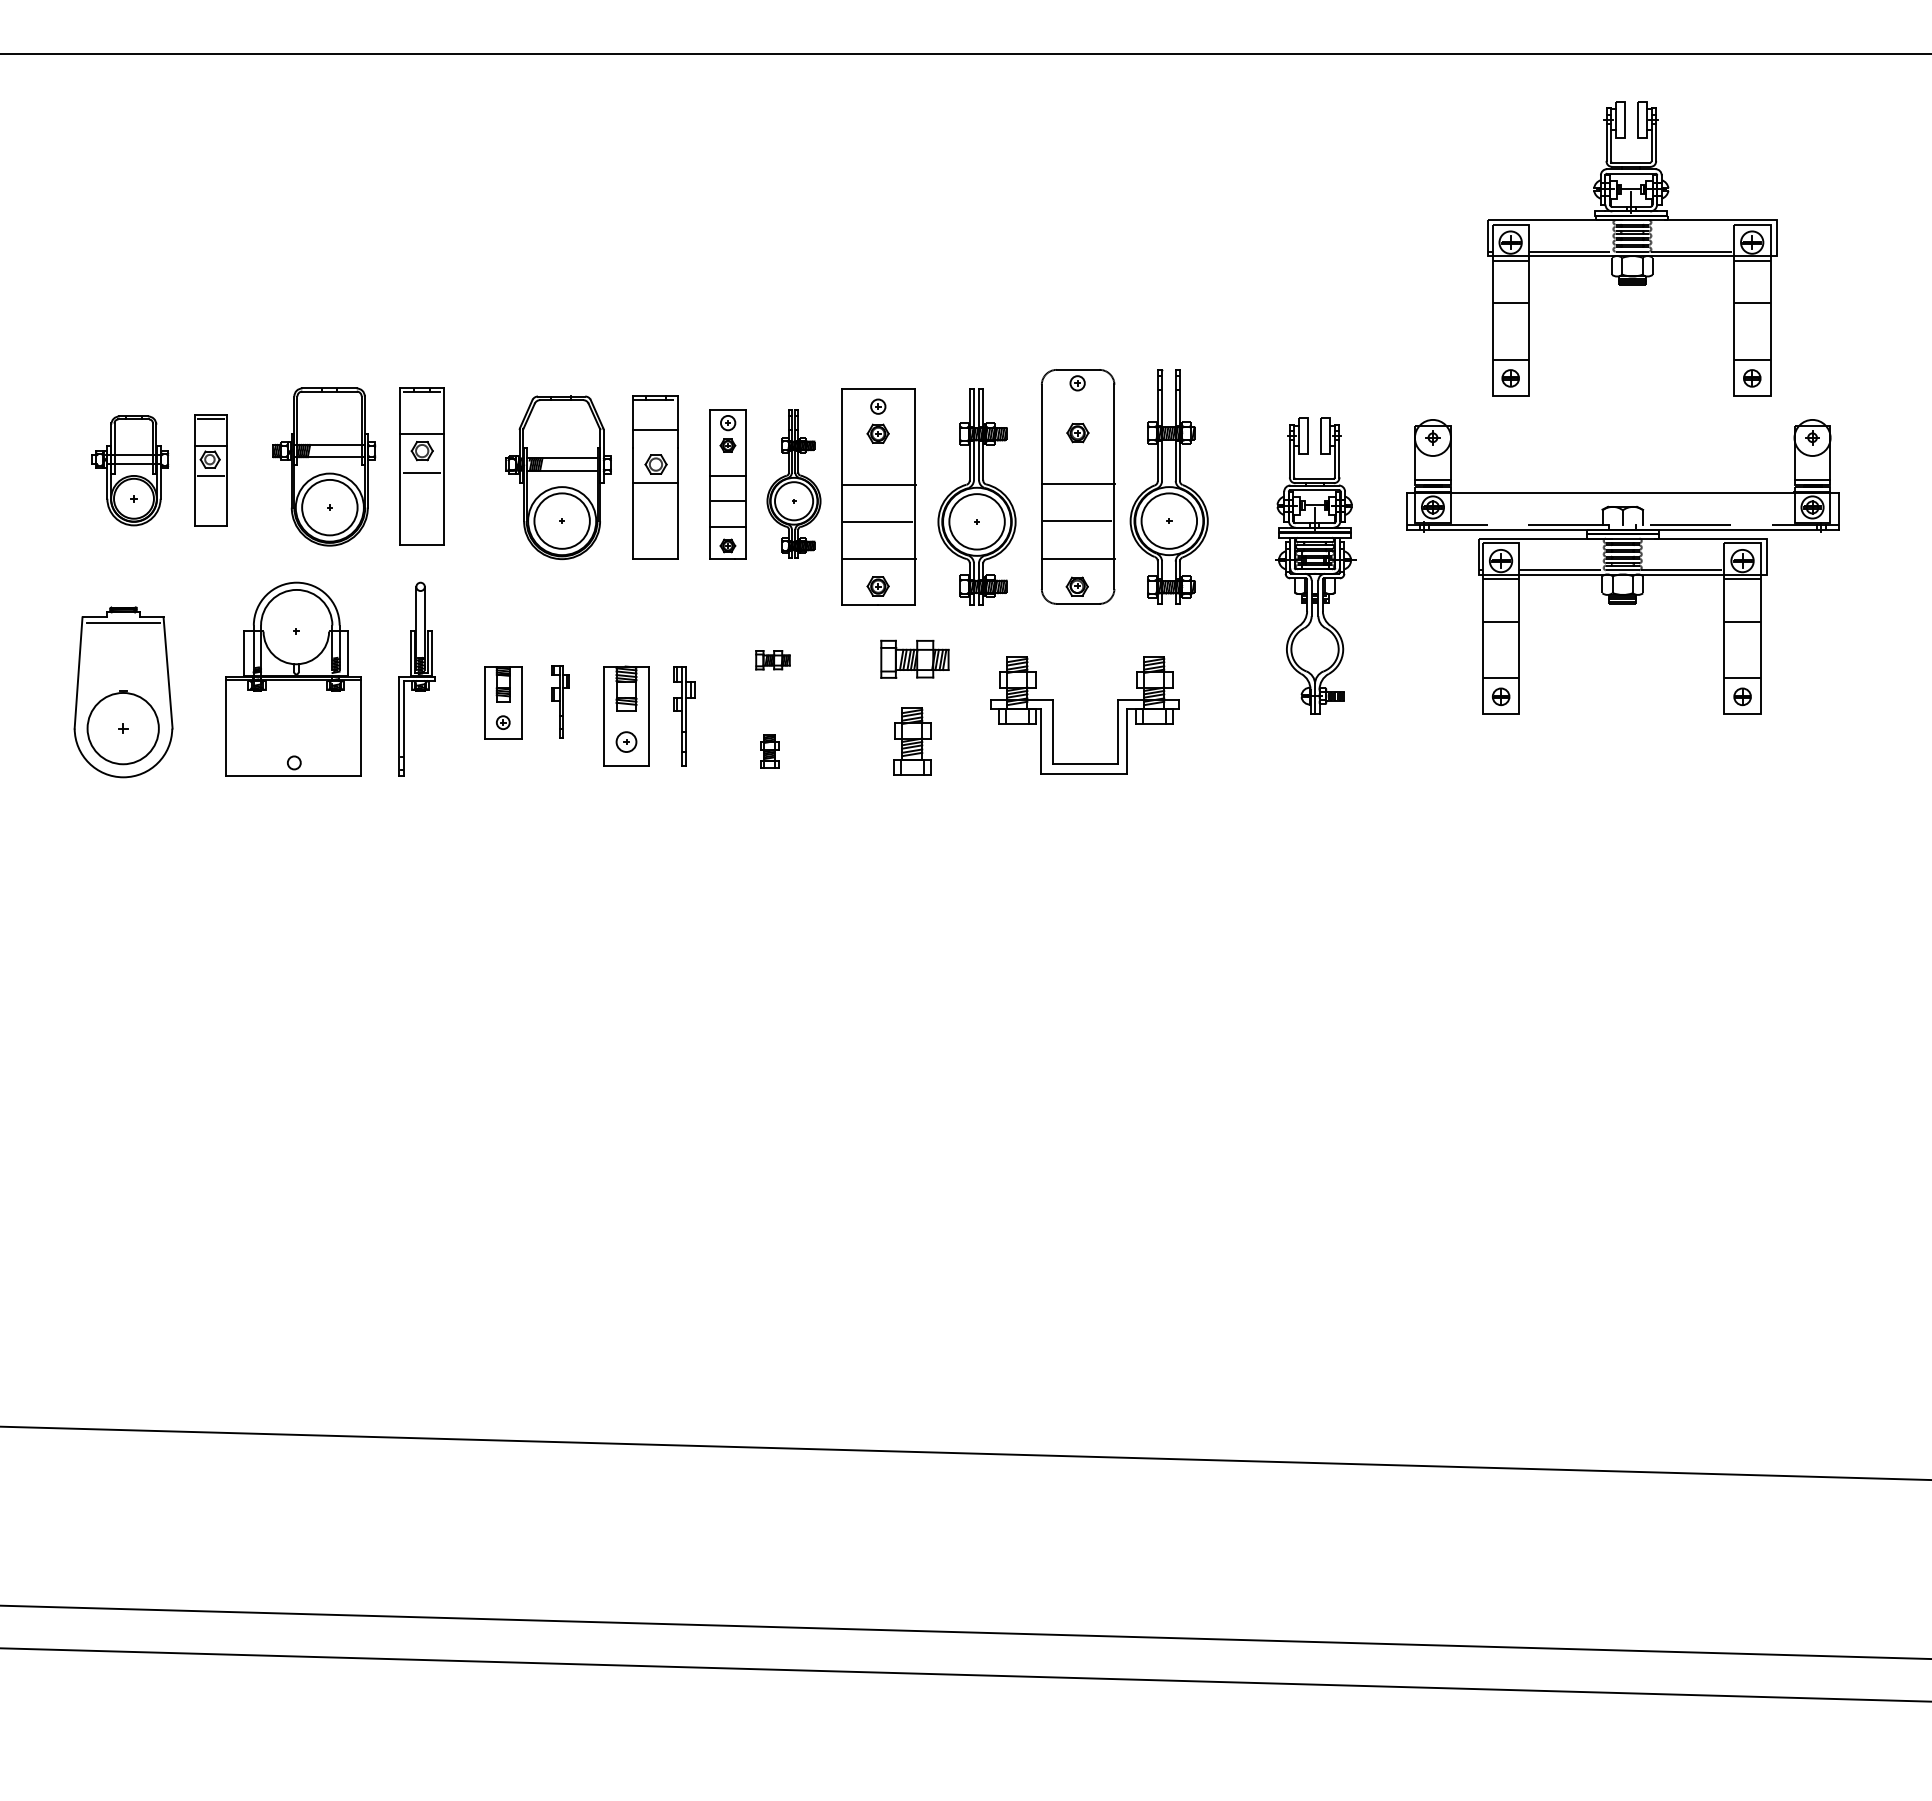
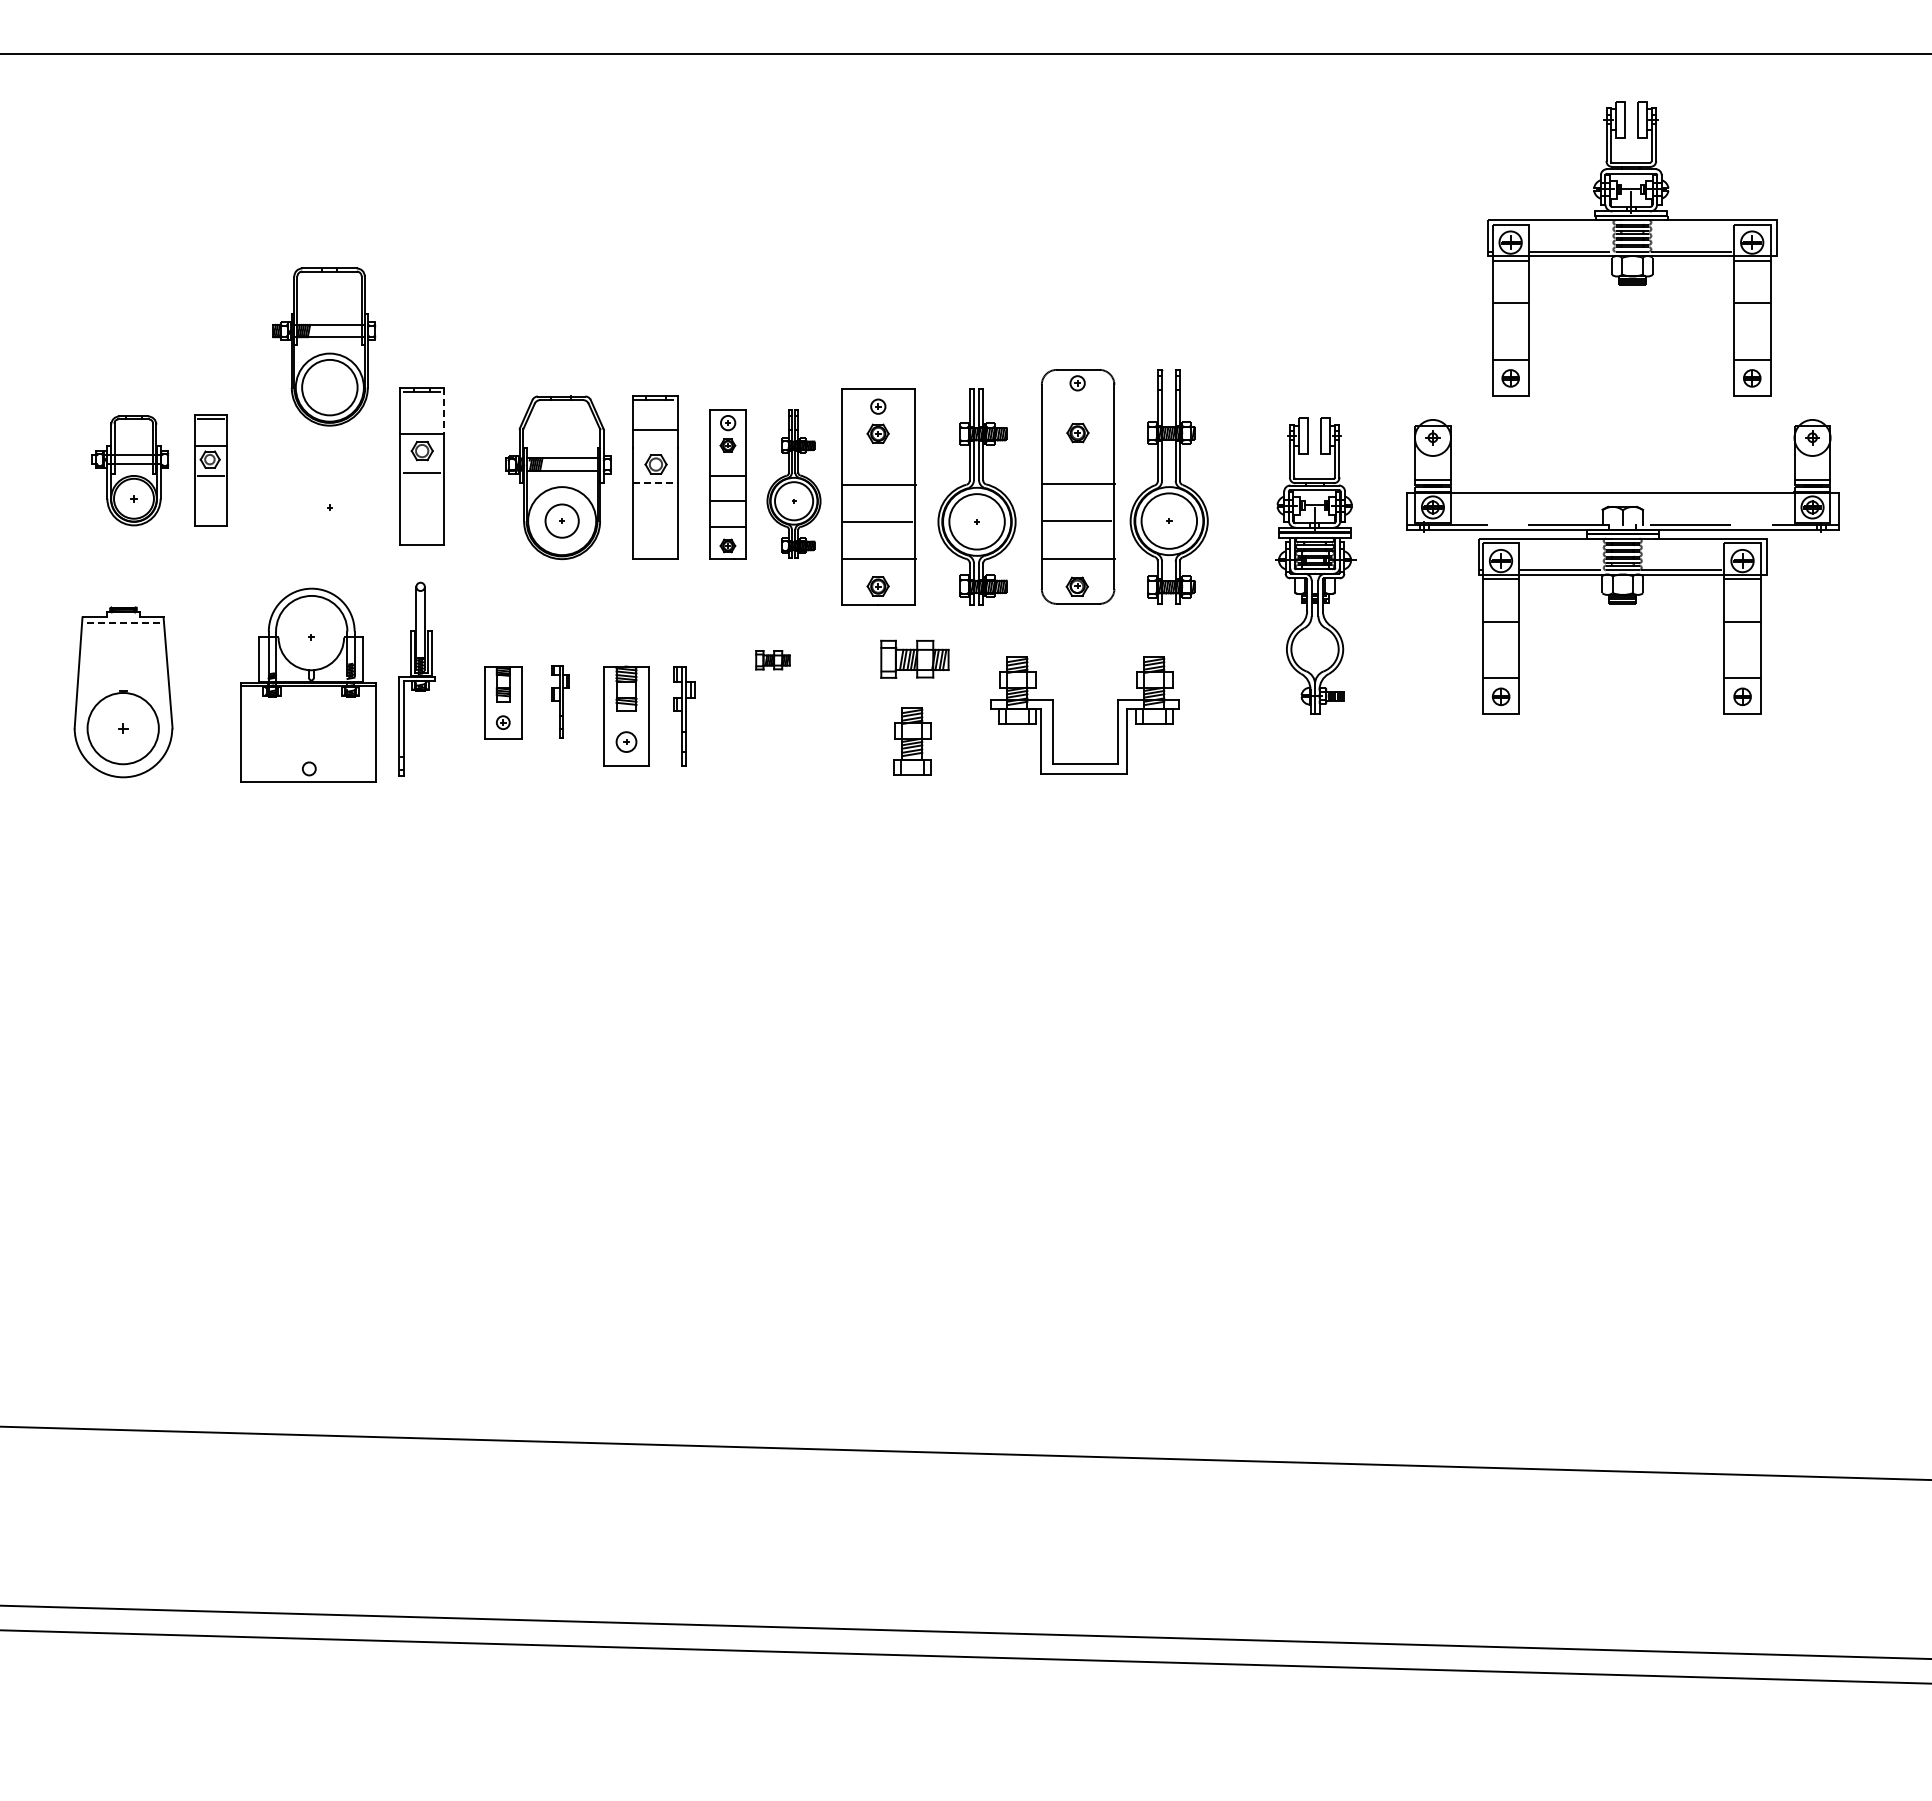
line: solid -> dashed (444, 411)
part position: (324, 466) -> (324, 346) (324, 346)
line: solid -> dashed (656, 483)
circle diameter: 55 px -> 33 px (561, 520)
line: solid -> dashed (123, 622)
part position: (293, 678) -> (308, 684) (308, 684)
part: present -> none (769, 751)
line position: (965, 1674) -> (965, 1656) (965, 1656)
